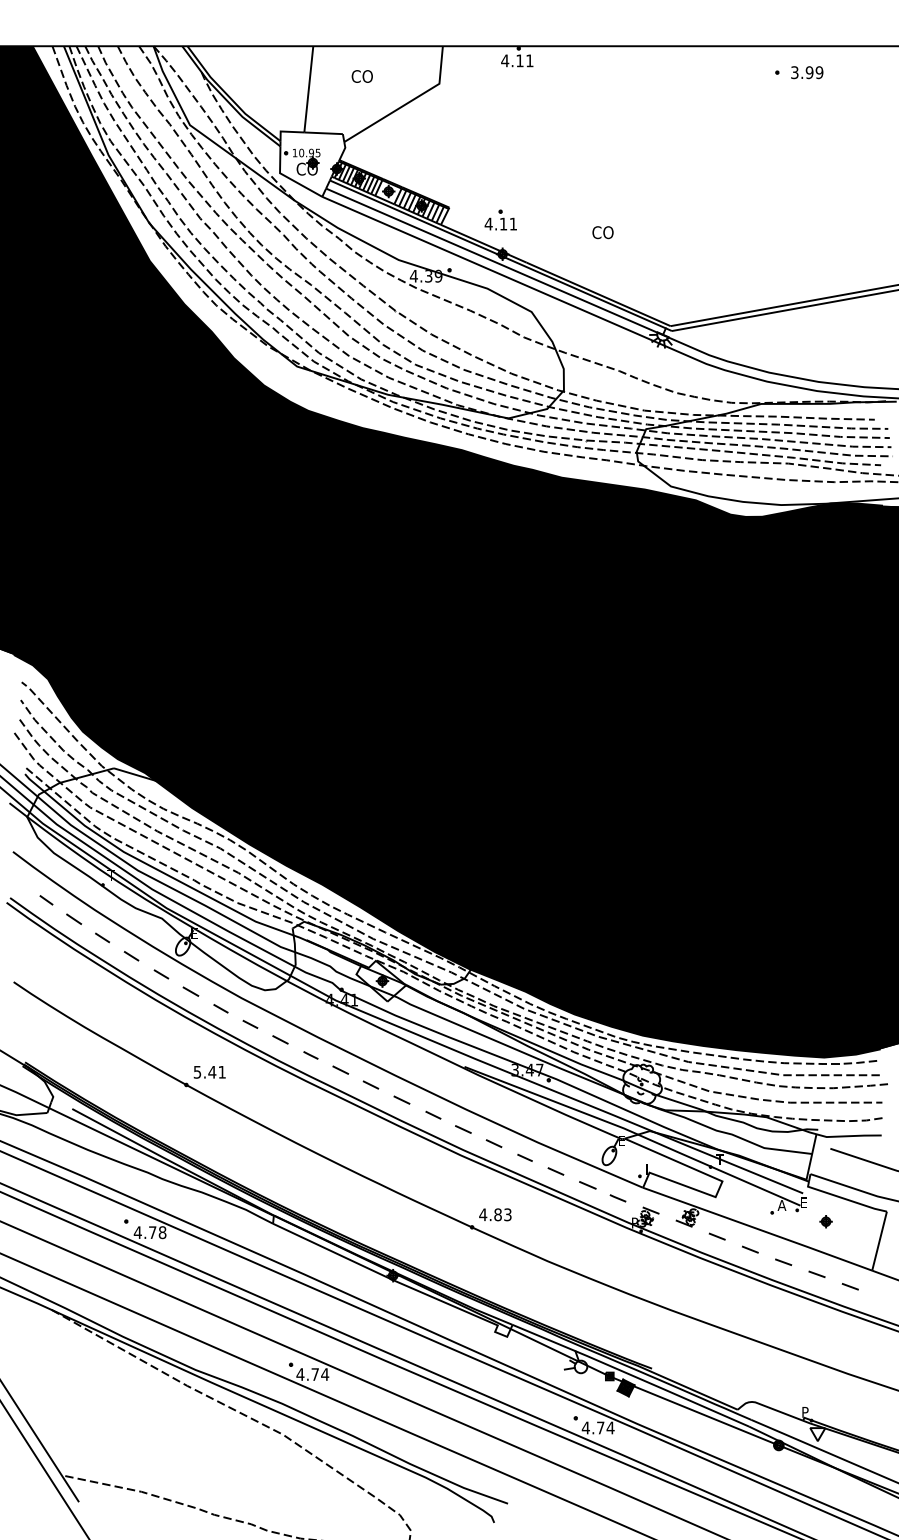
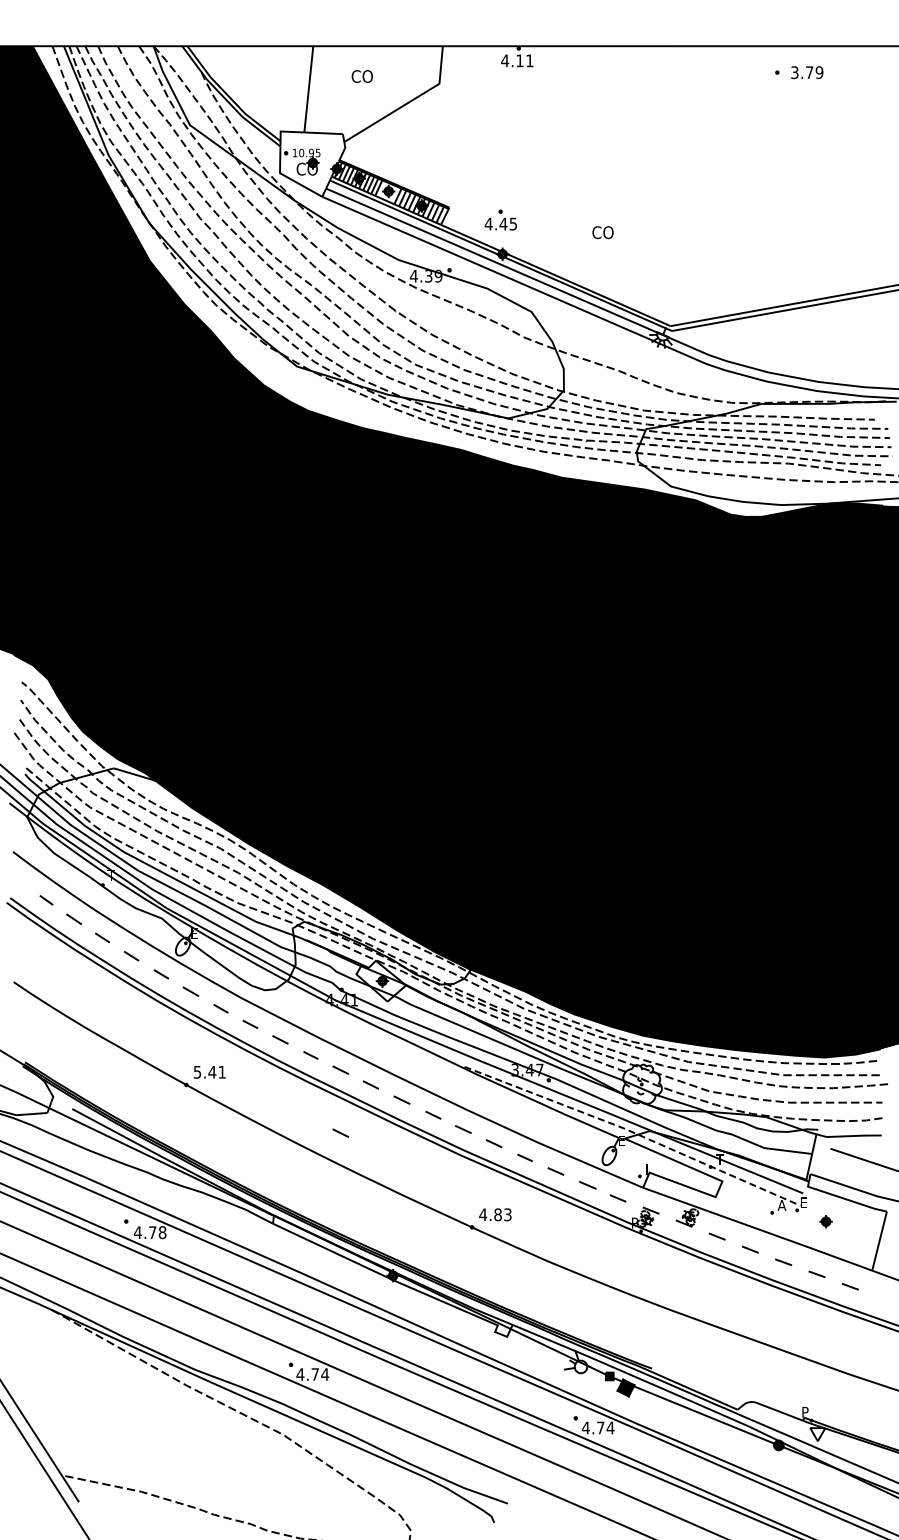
text: 3.99 -> 3.79 (809, 72)
text: 4.11 -> 4.45 (507, 223)
line: none -> present (340, 1132)
line: solid -> dashed (634, 1132)
